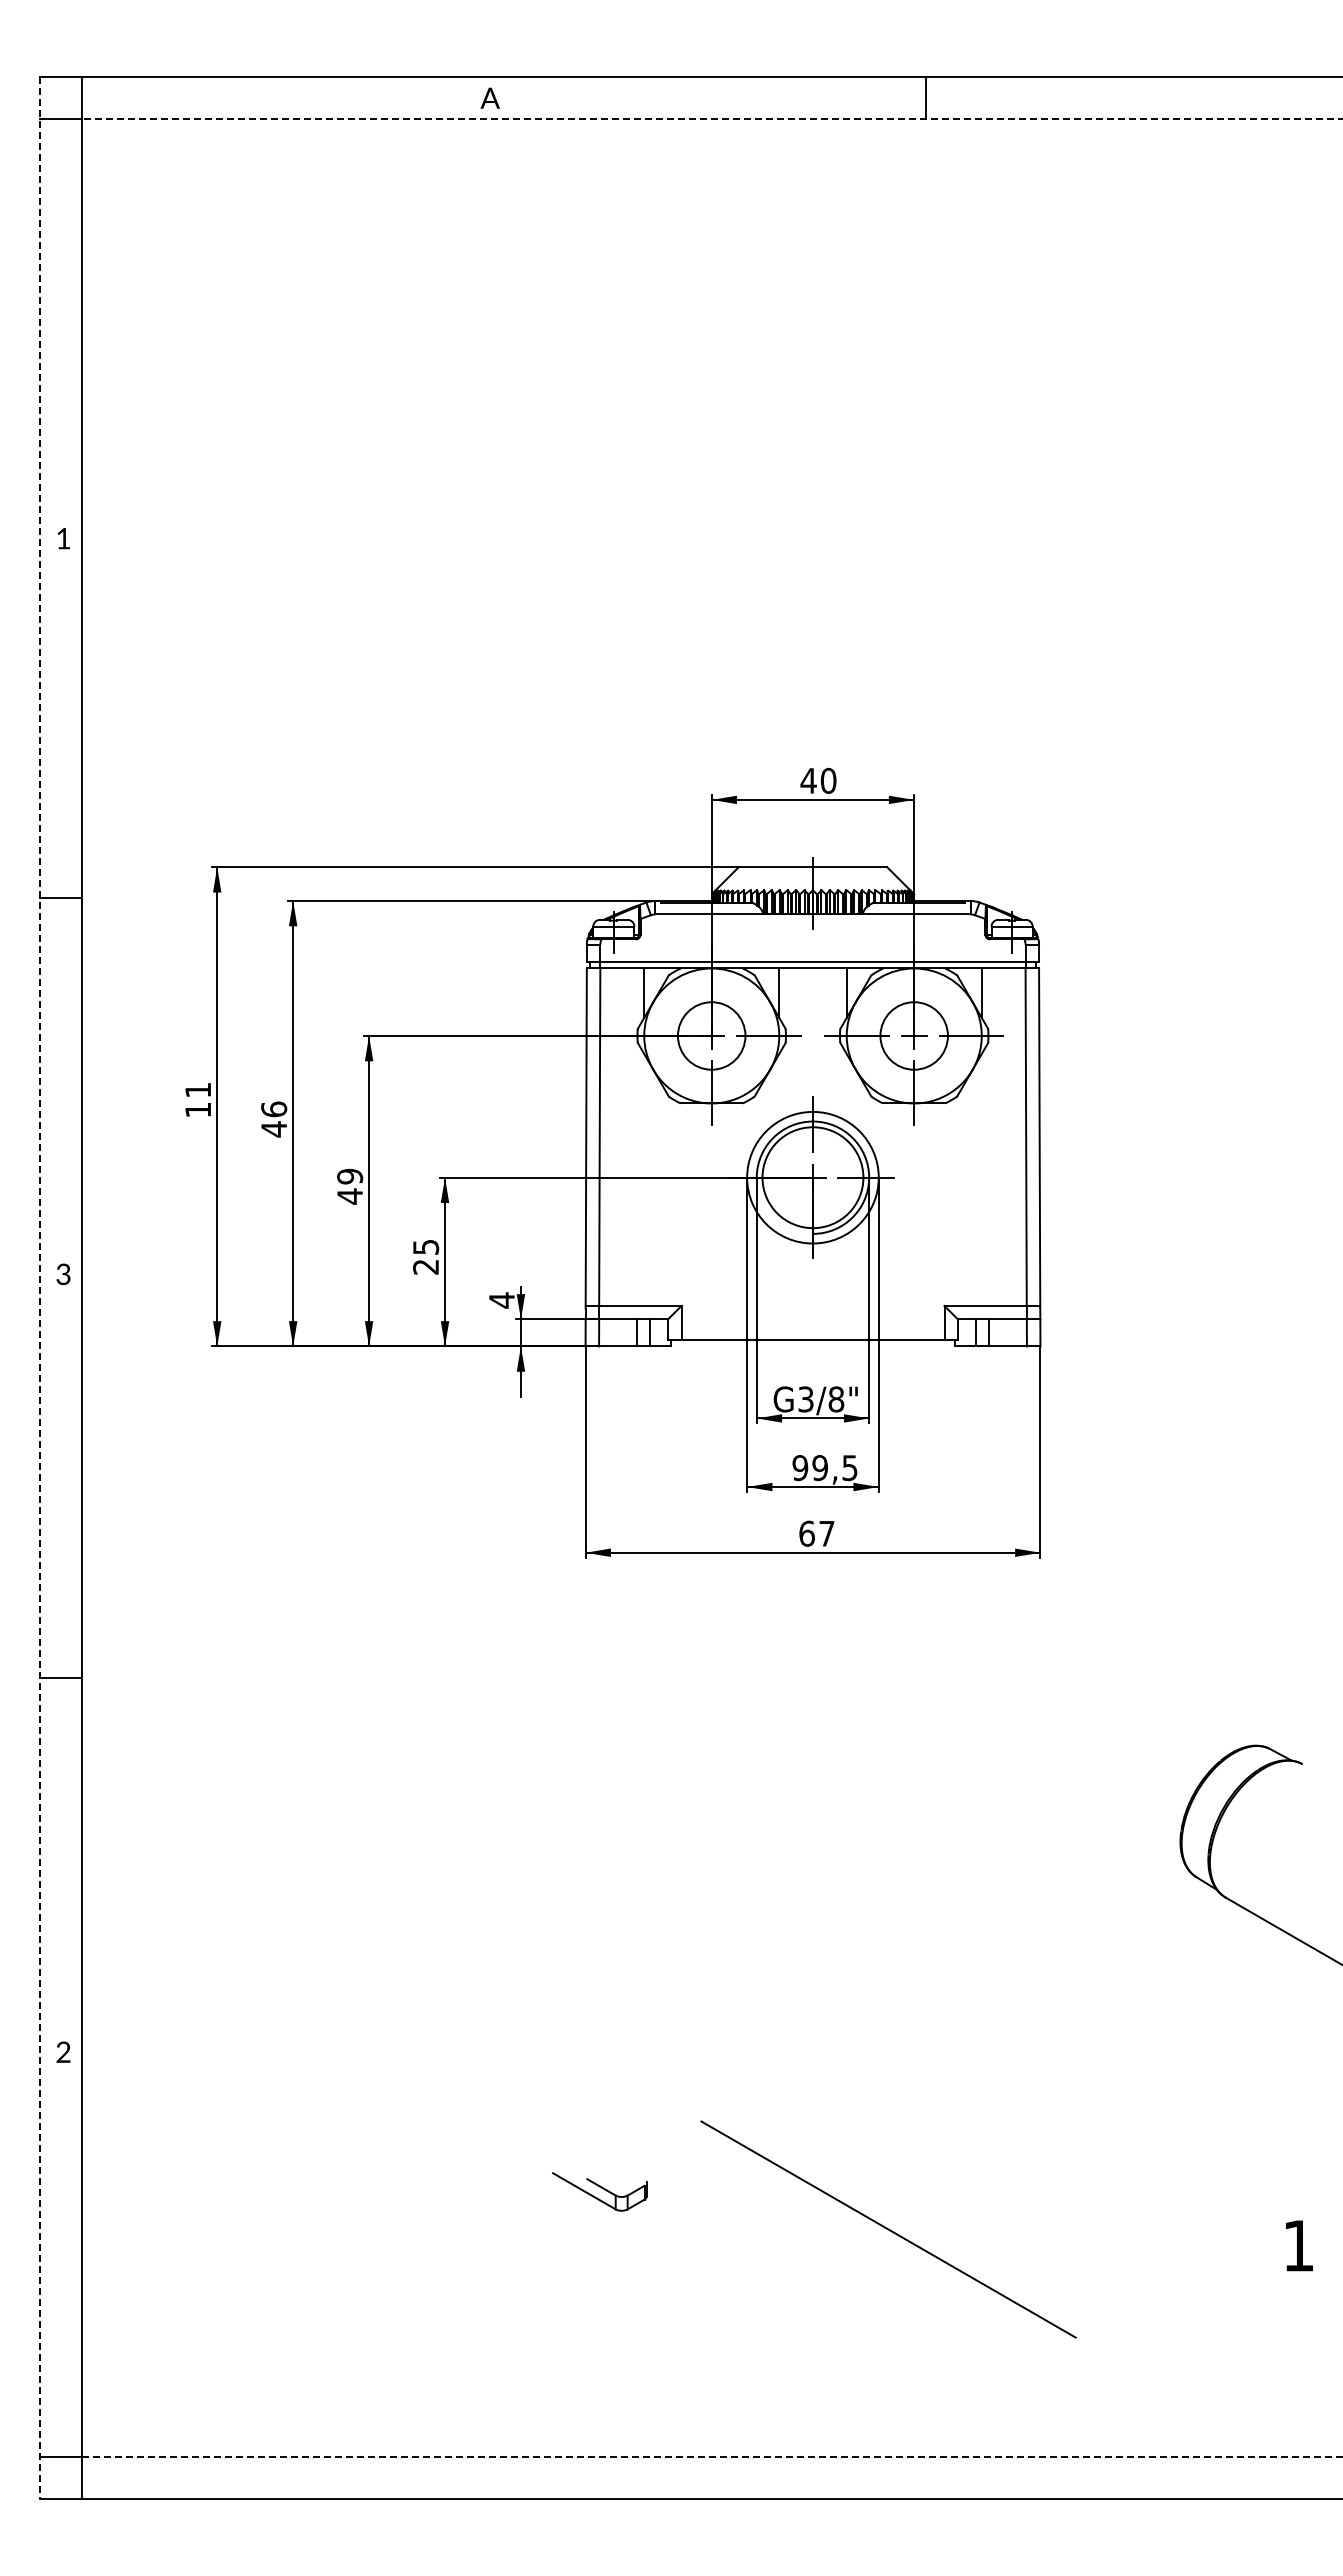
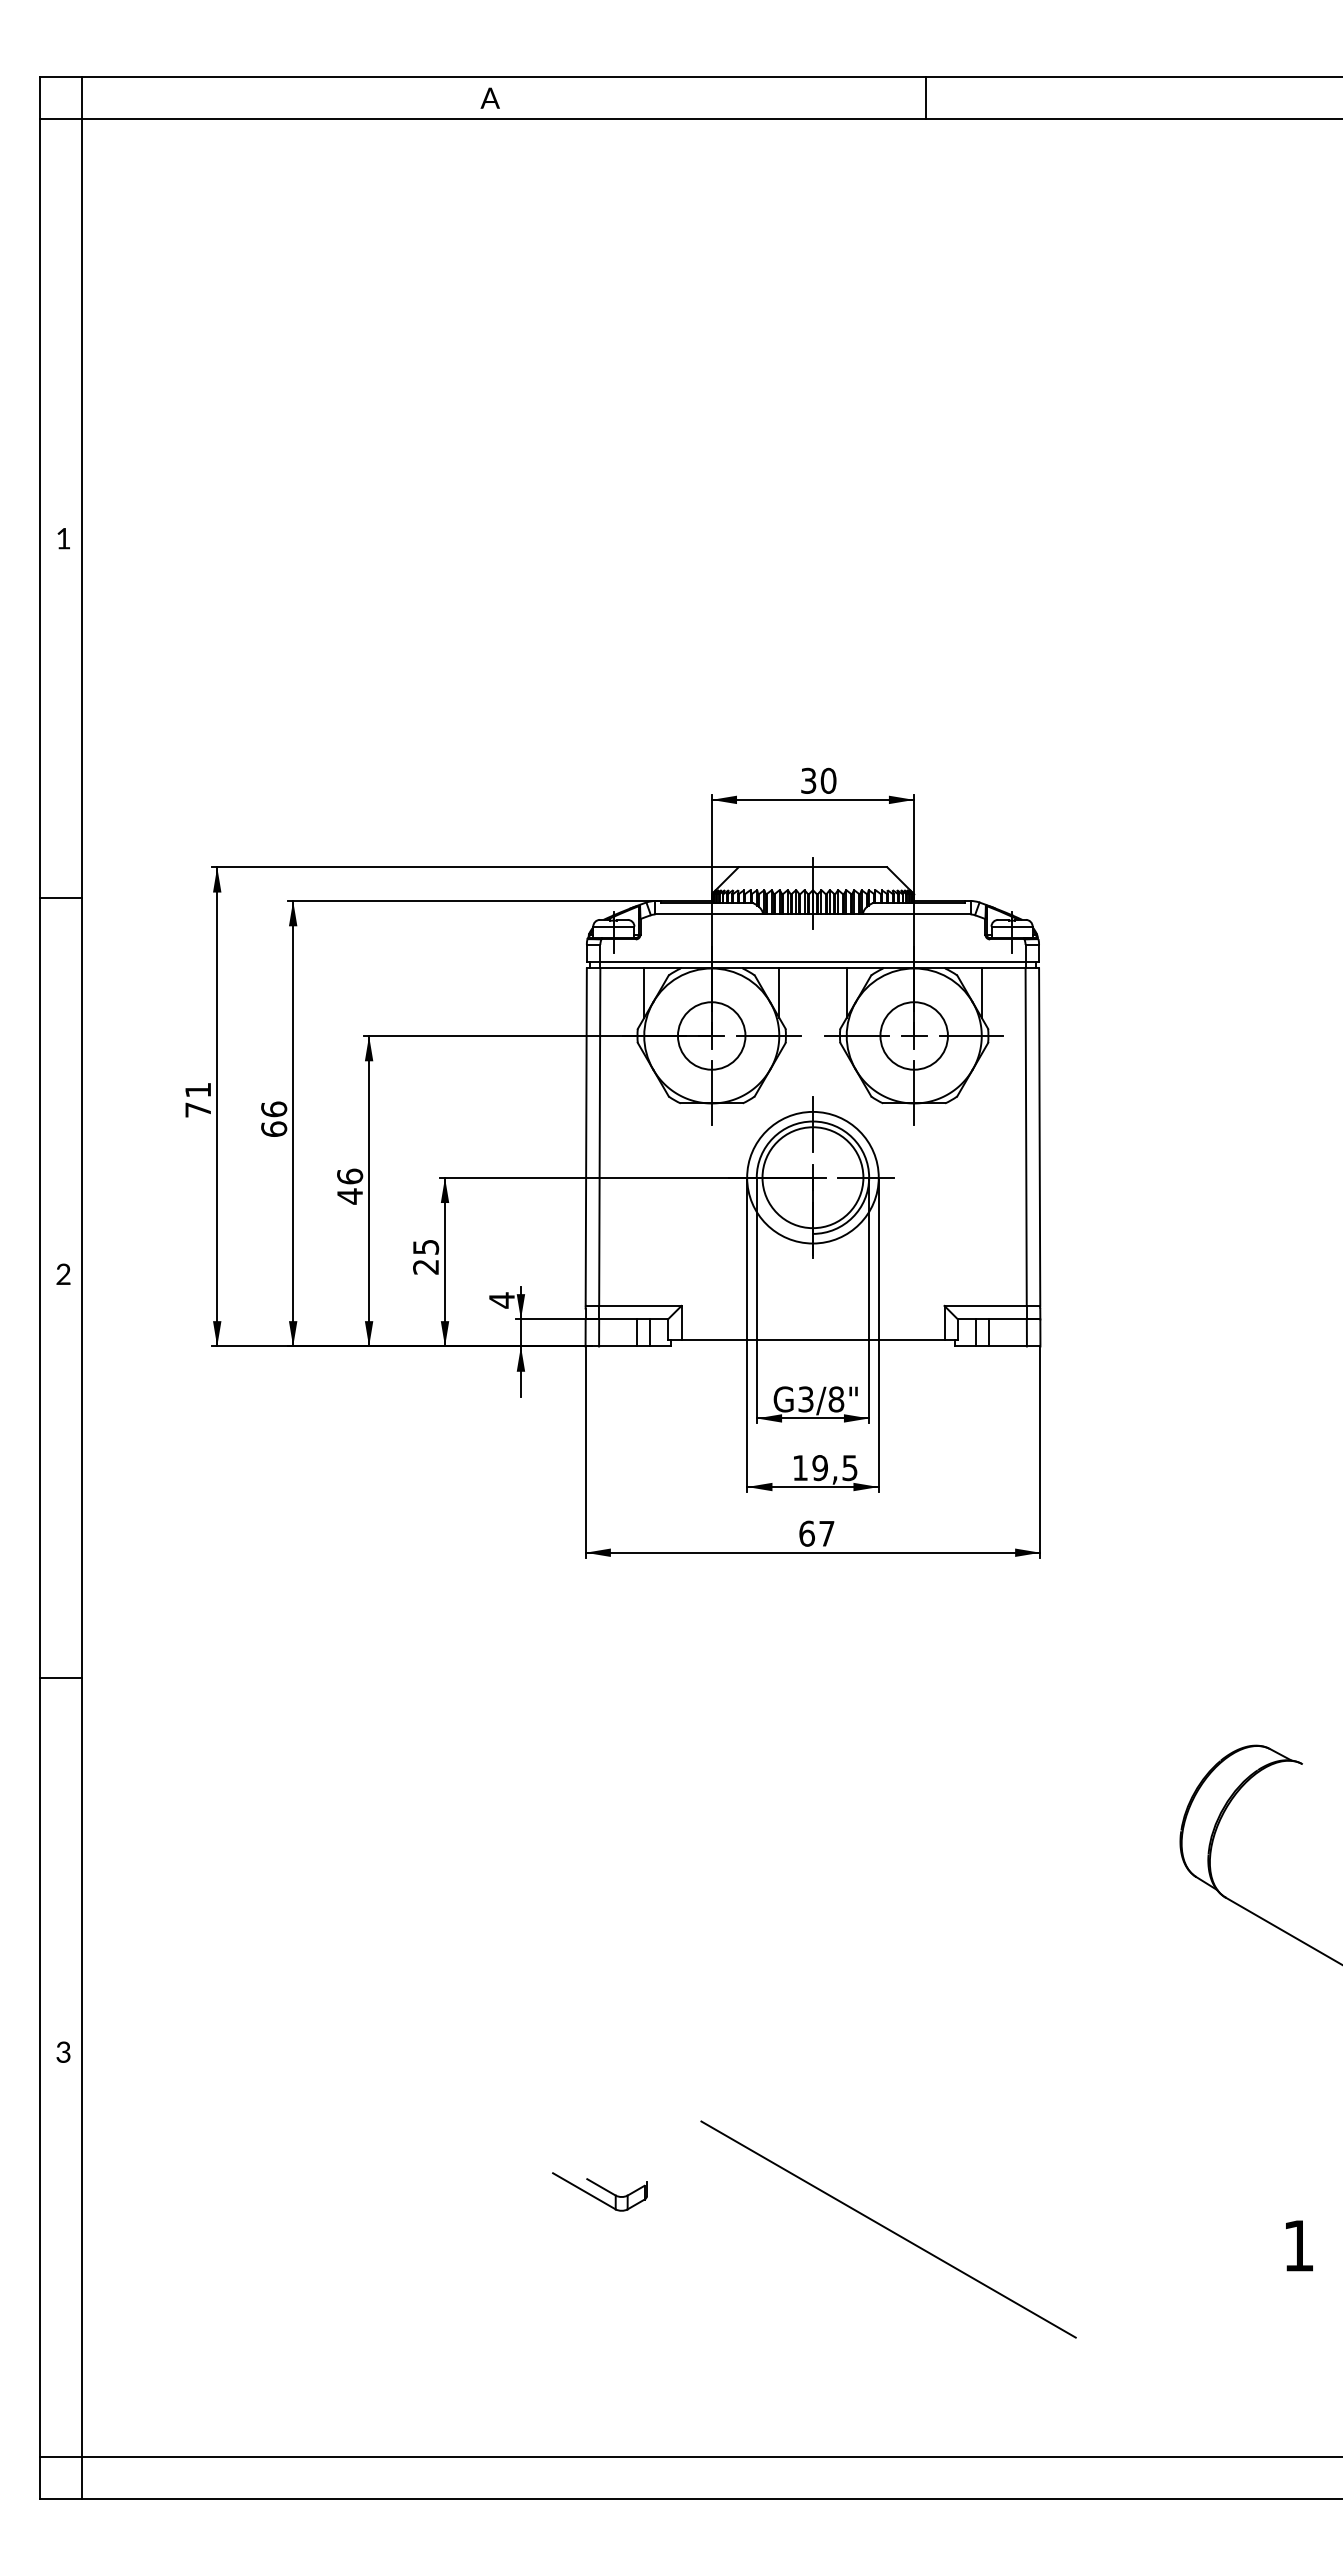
line: dashed -> solid (712, 119)
text: 40 -> 30 (808, 780)
text: 11 -> 71 (197, 1109)
text: 46 -> 66 (274, 1129)
text: 49 -> 46 (350, 1176)
text: 3 -> 2 (63, 1276)
line: dashed -> solid (40, 1287)
text: 99,5 -> 19,5 (800, 1468)
text: 2 -> 3 (63, 2053)
line: dashed -> solid (712, 2456)
